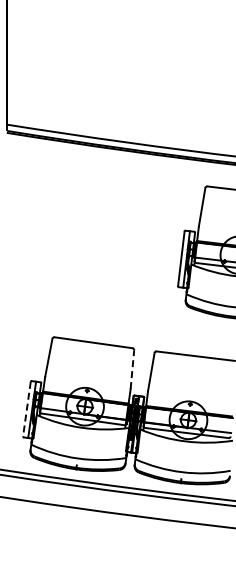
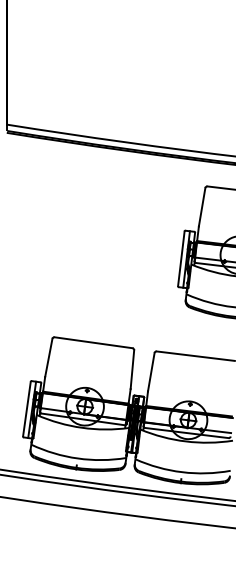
line: dashed -> solid (132, 369)
line: dashed -> solid (26, 409)
